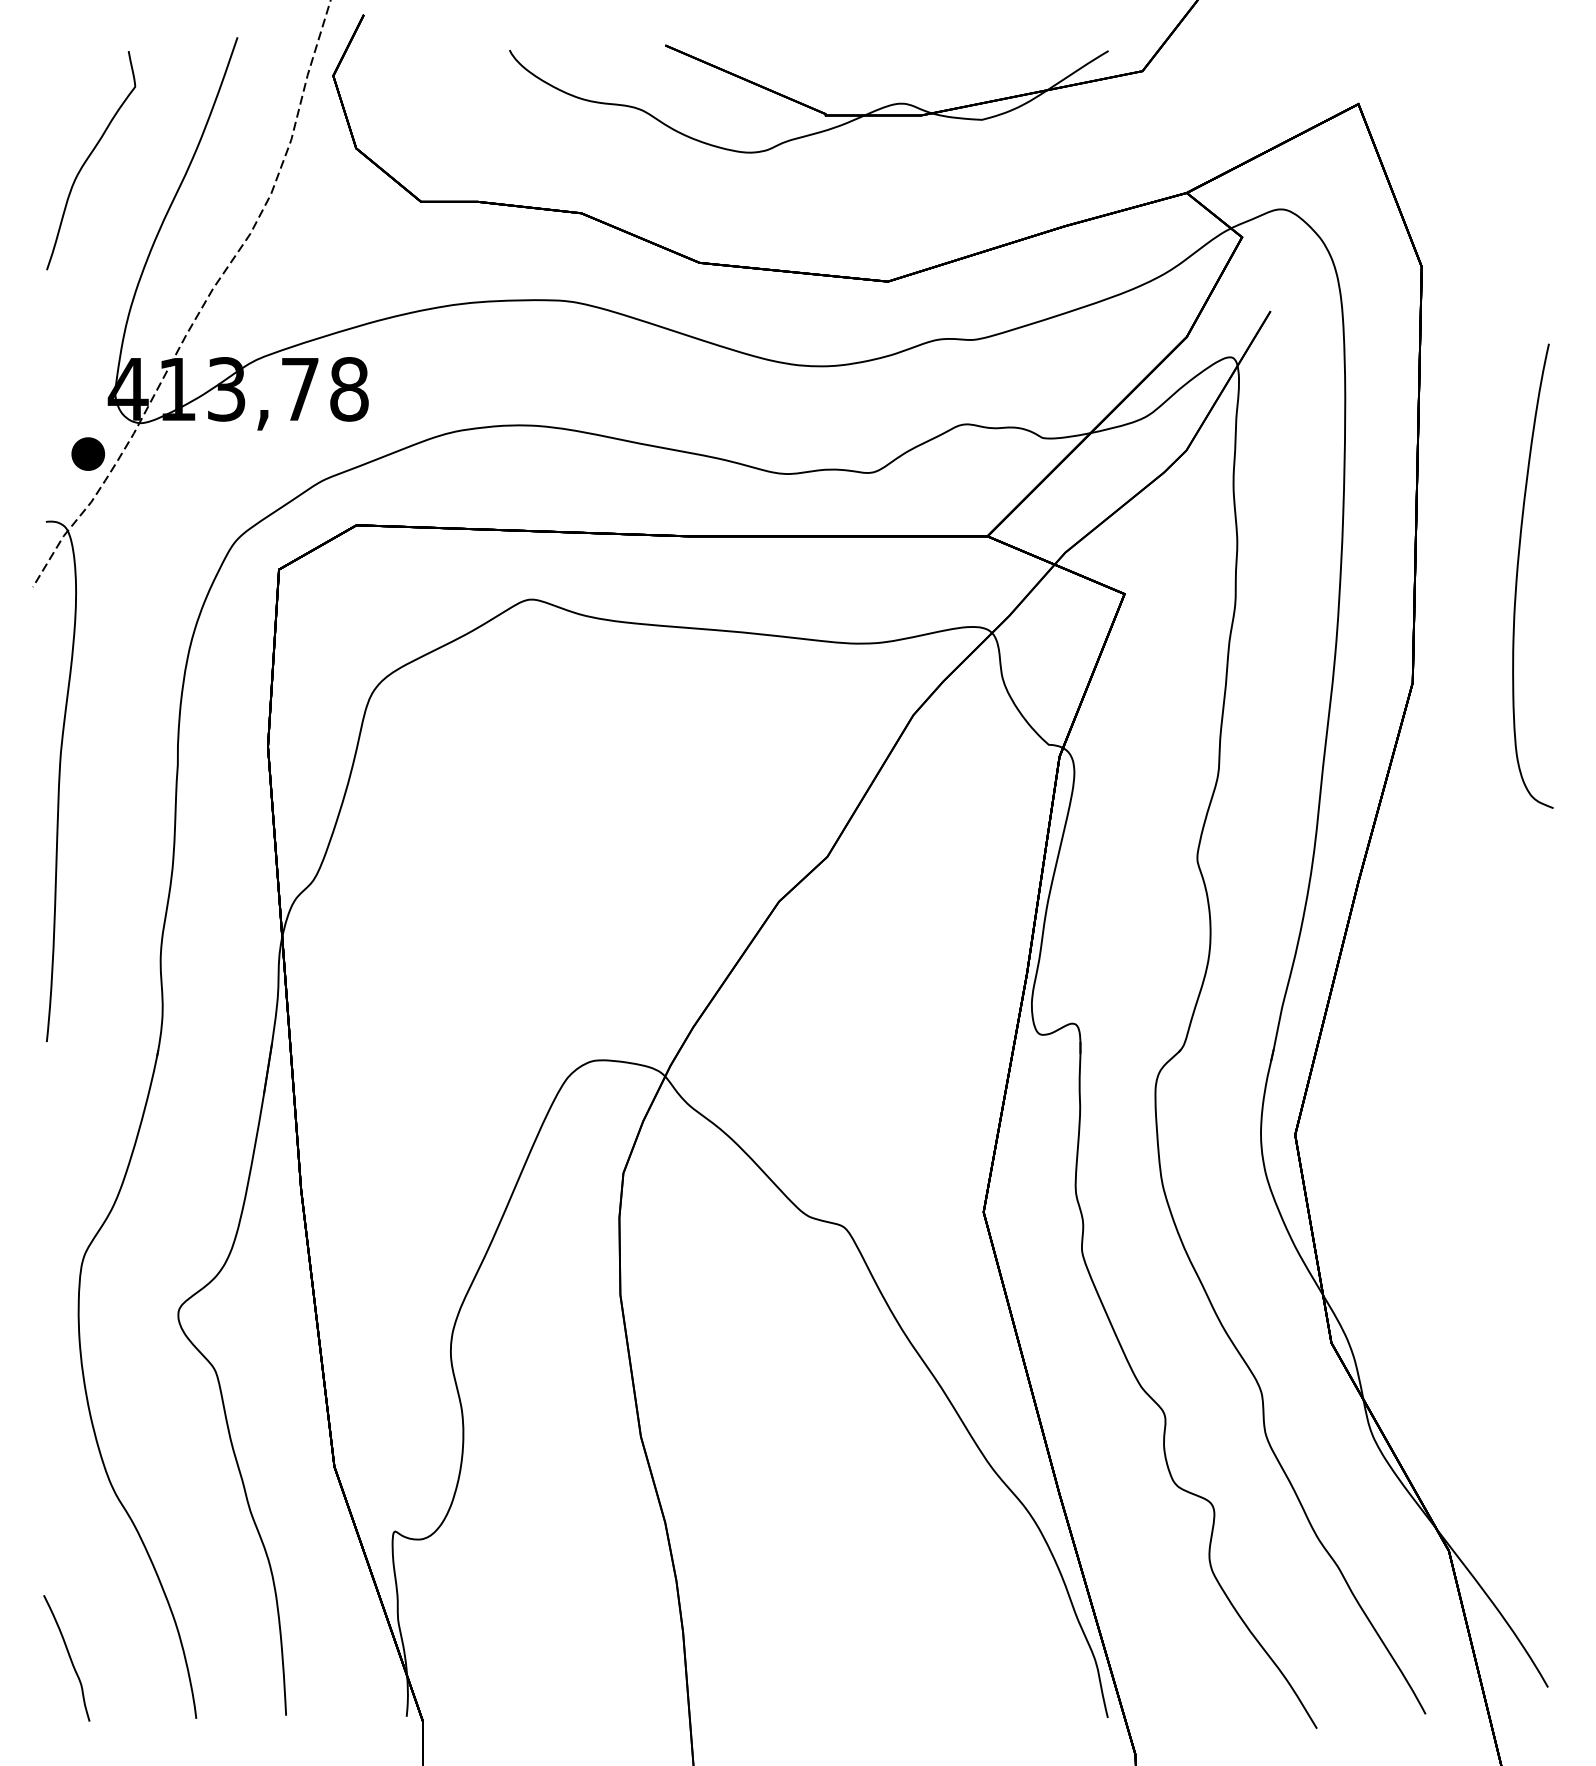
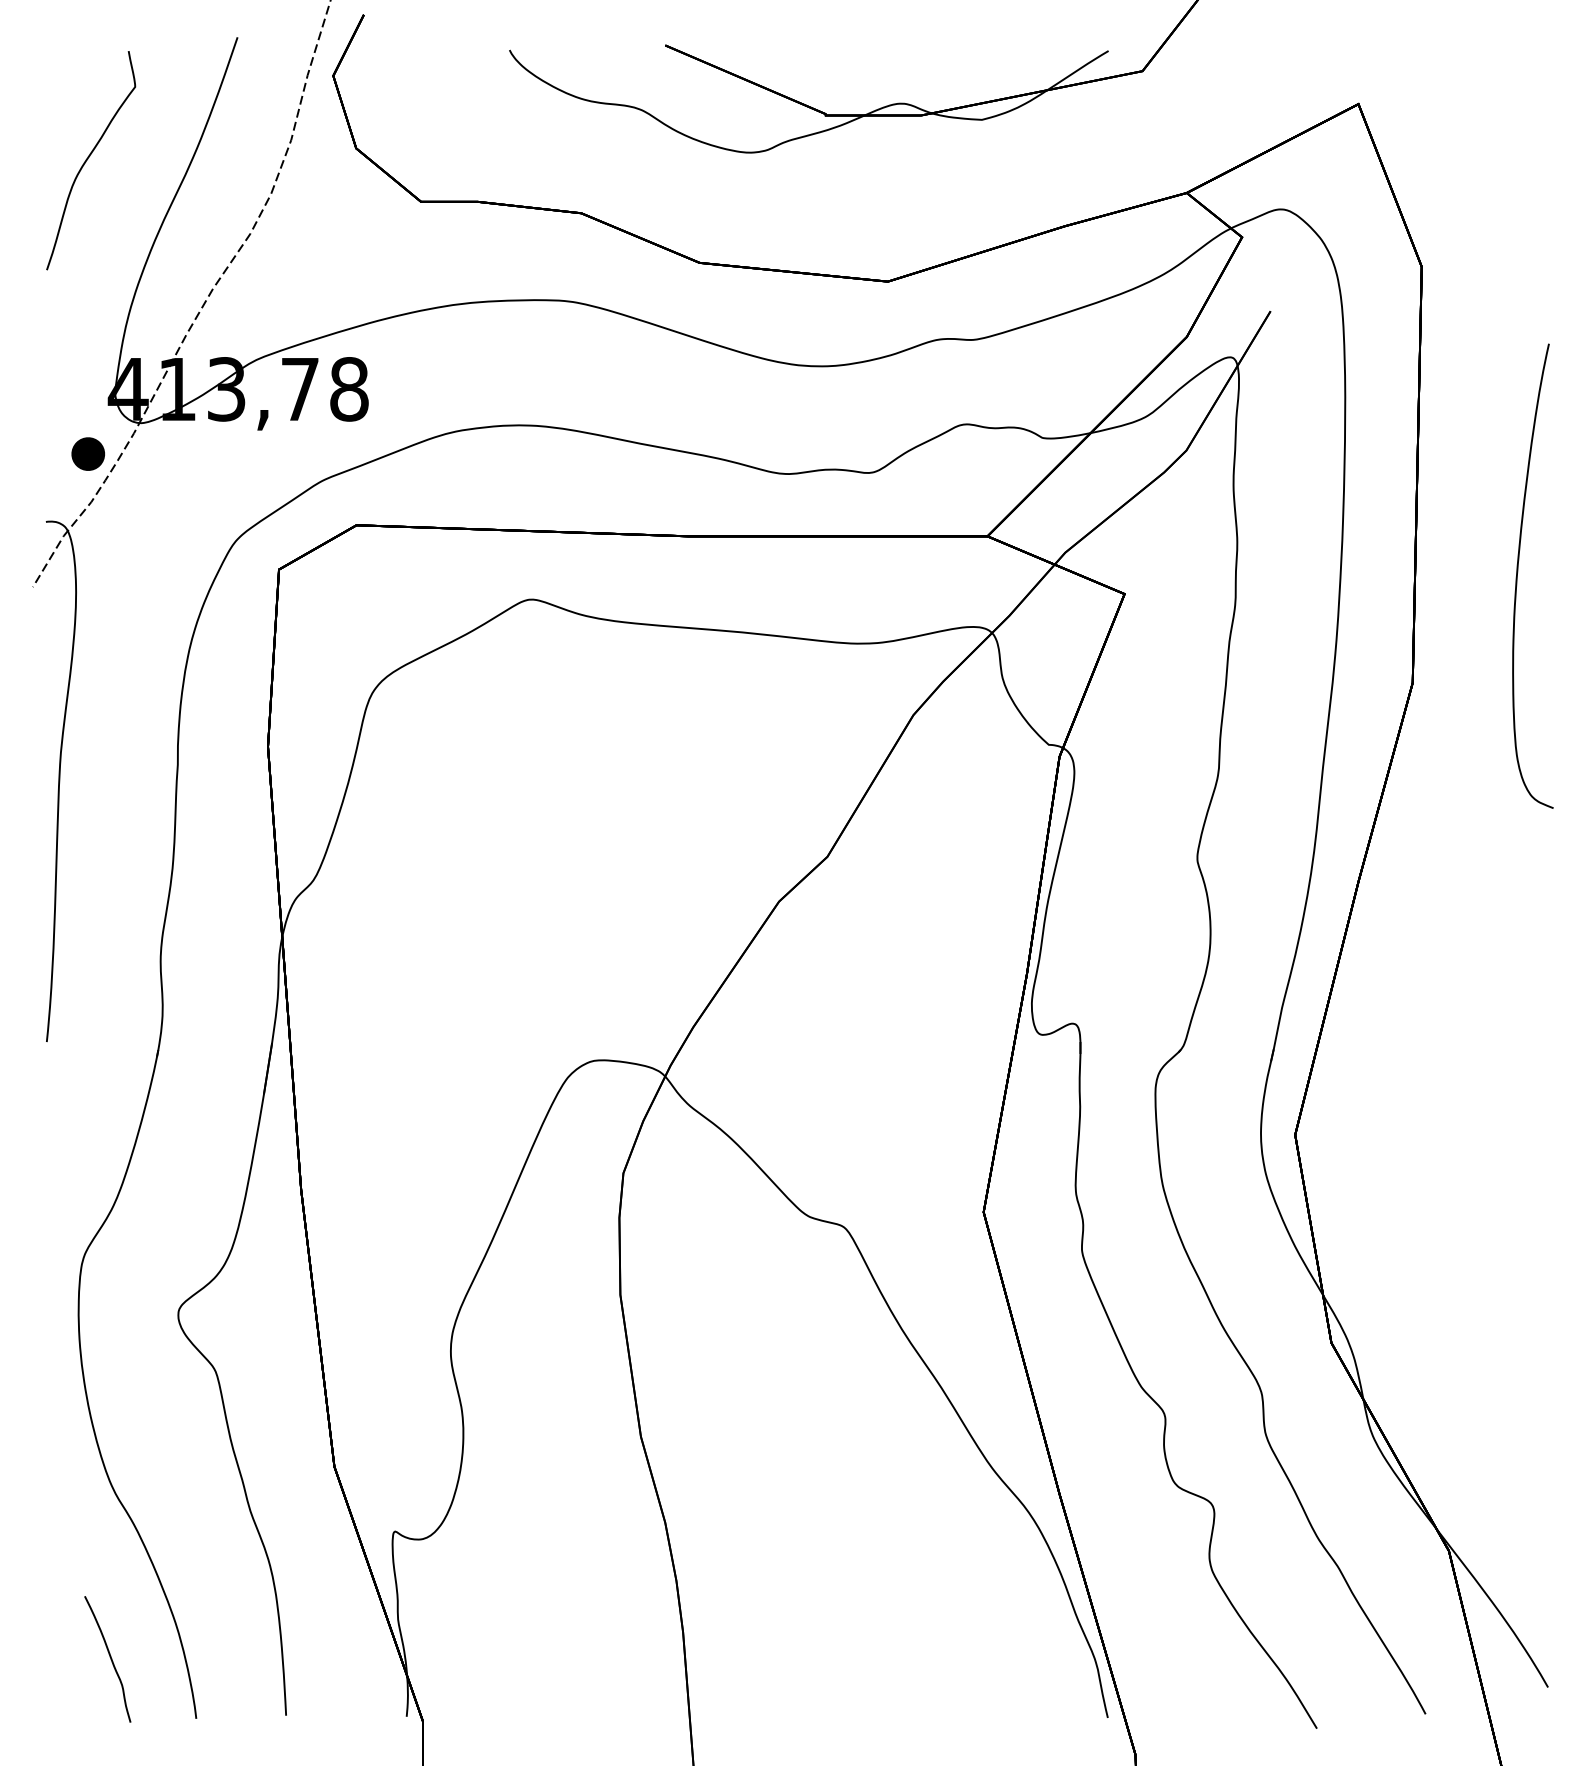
curve position: (68, 1656) -> (109, 1657) (109, 1657)
